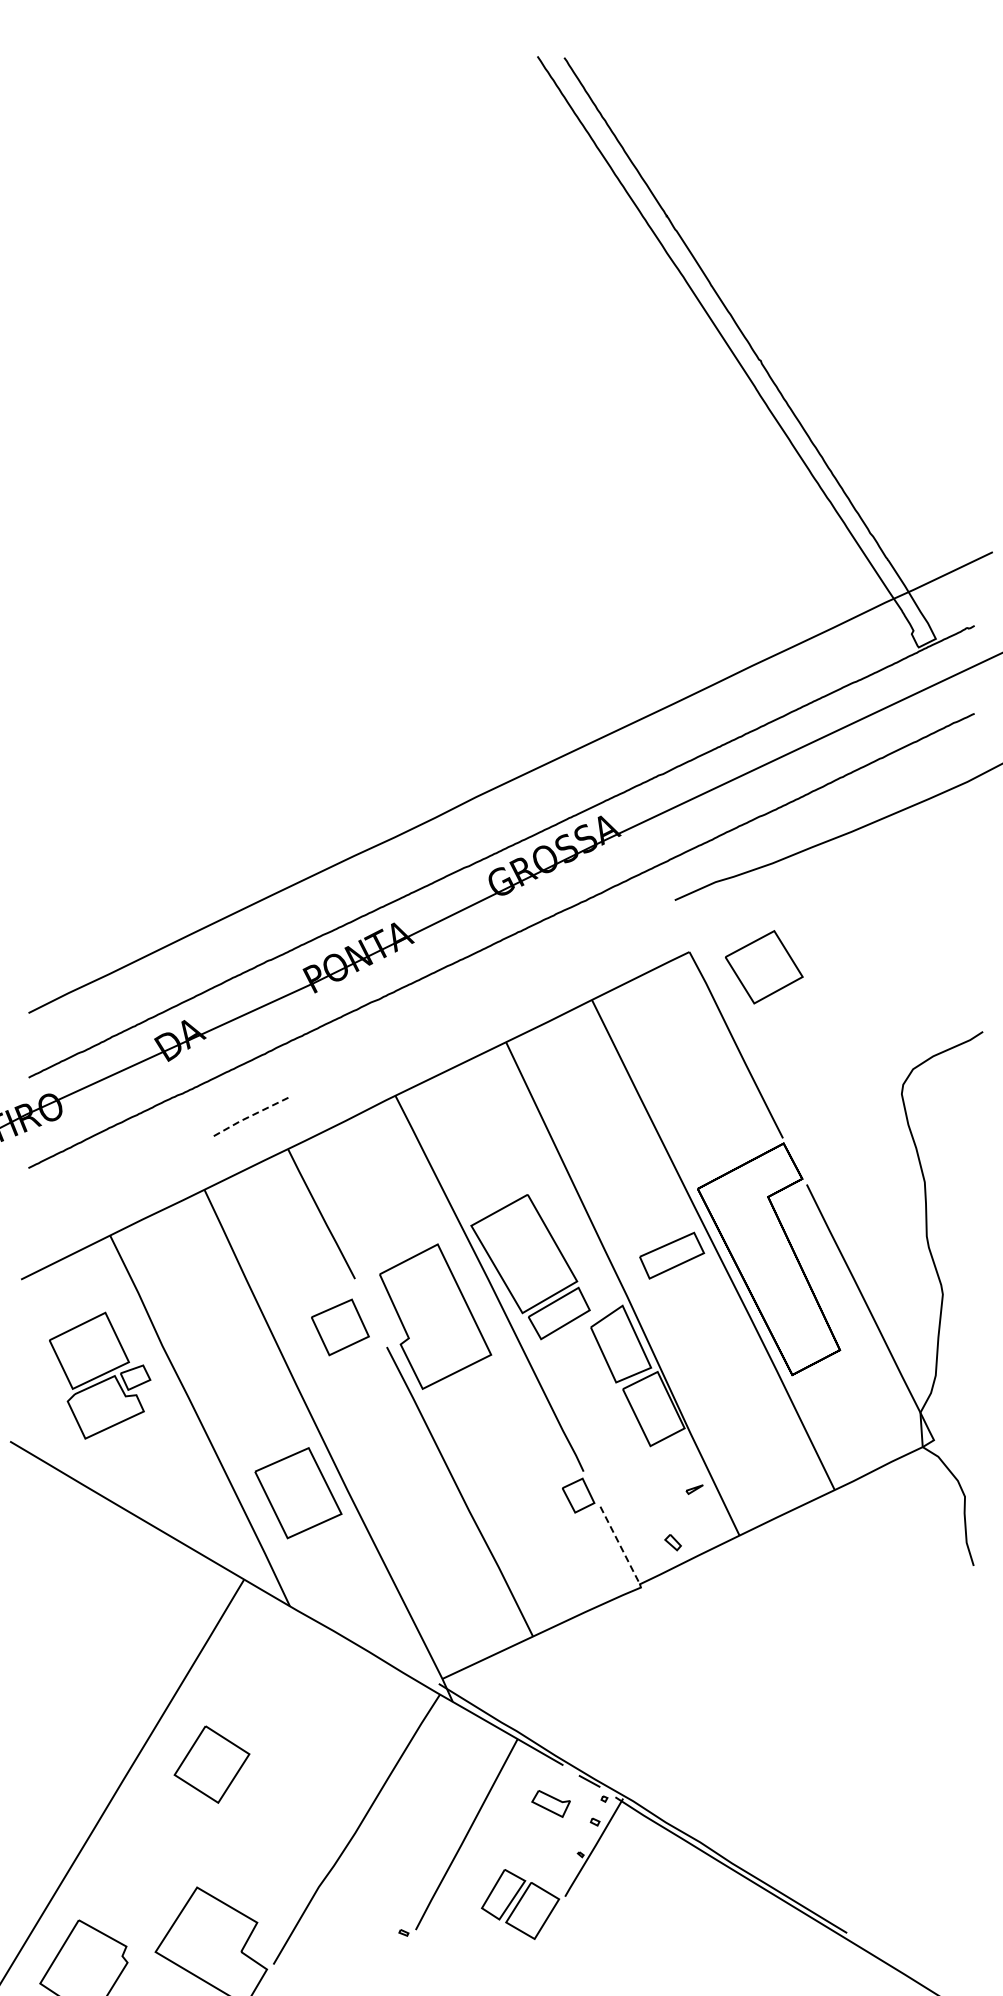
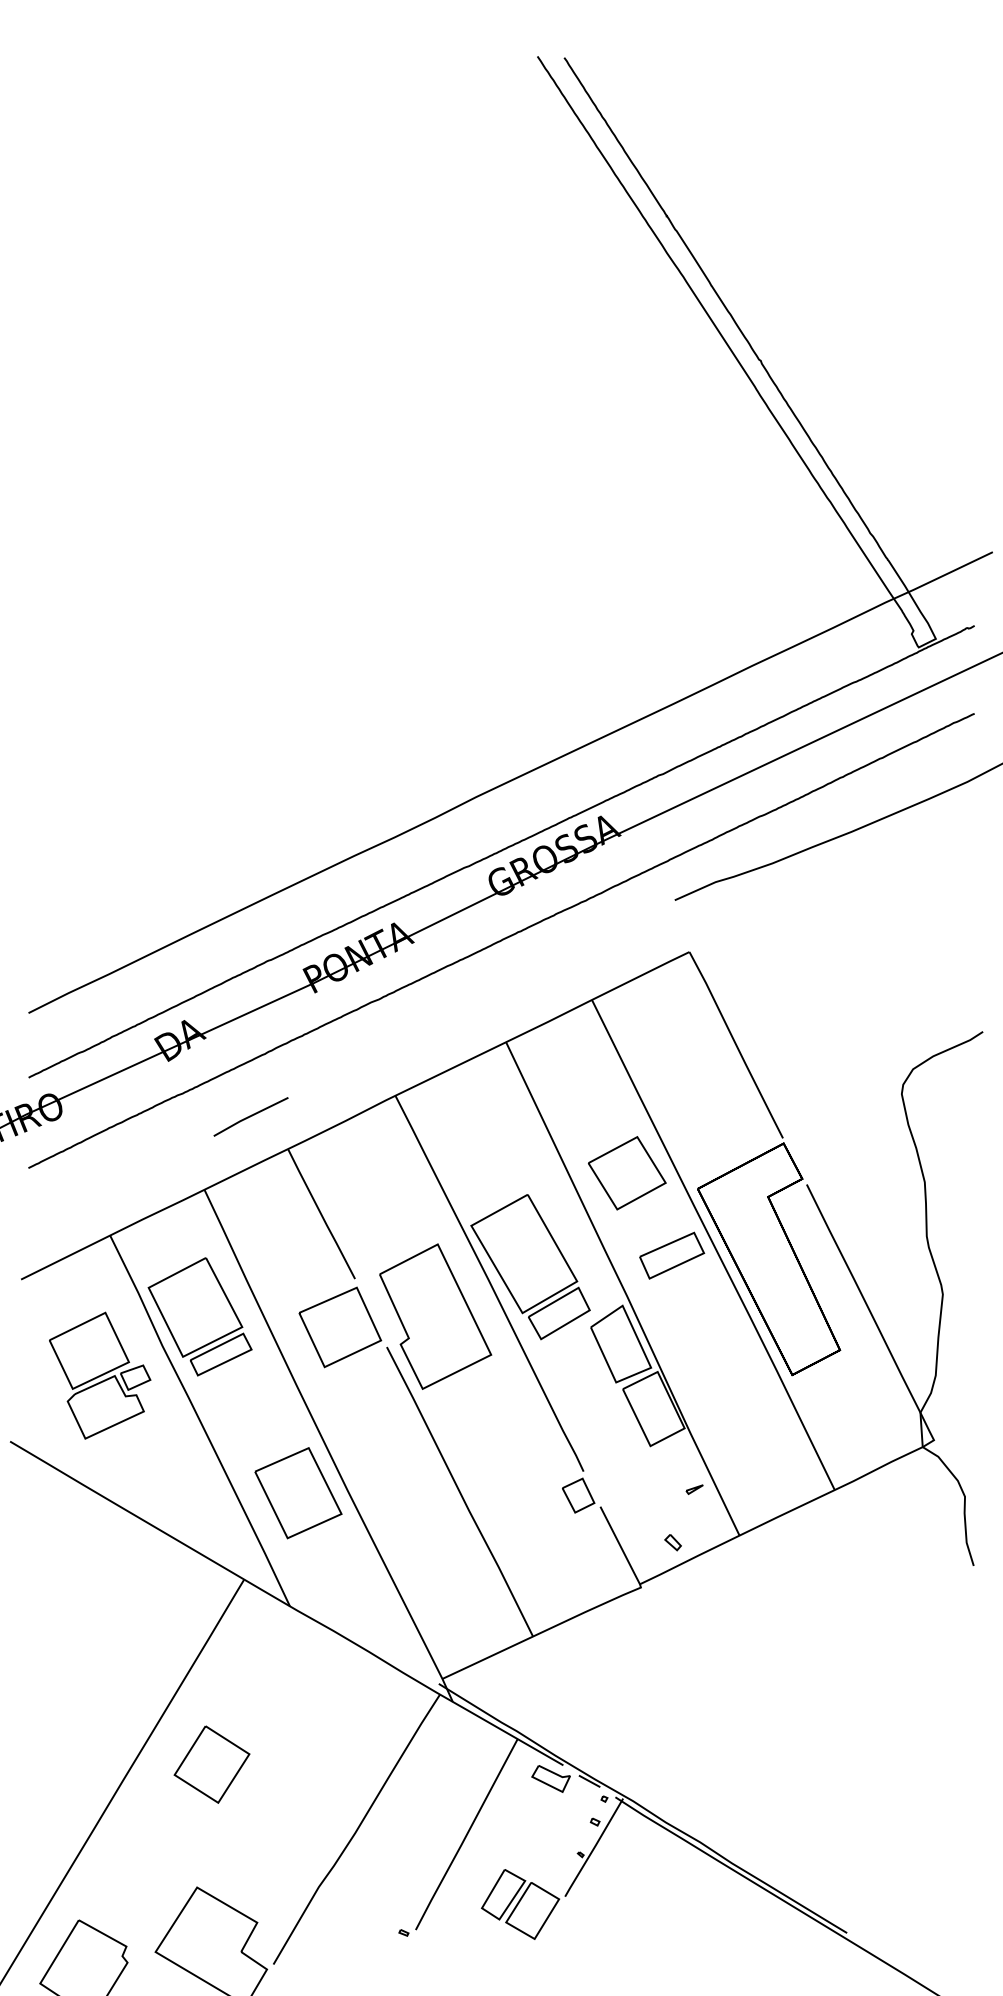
part position: (764, 967) -> (627, 1173) (627, 1173)
line: dashed -> solid (250, 1116)
part: none -> present (199, 1316)
part size: 59x59 px -> 85x83 px (340, 1327)
line: dashed -> solid (620, 1546)
part position: (550, 1803) -> (550, 1778) (550, 1778)
